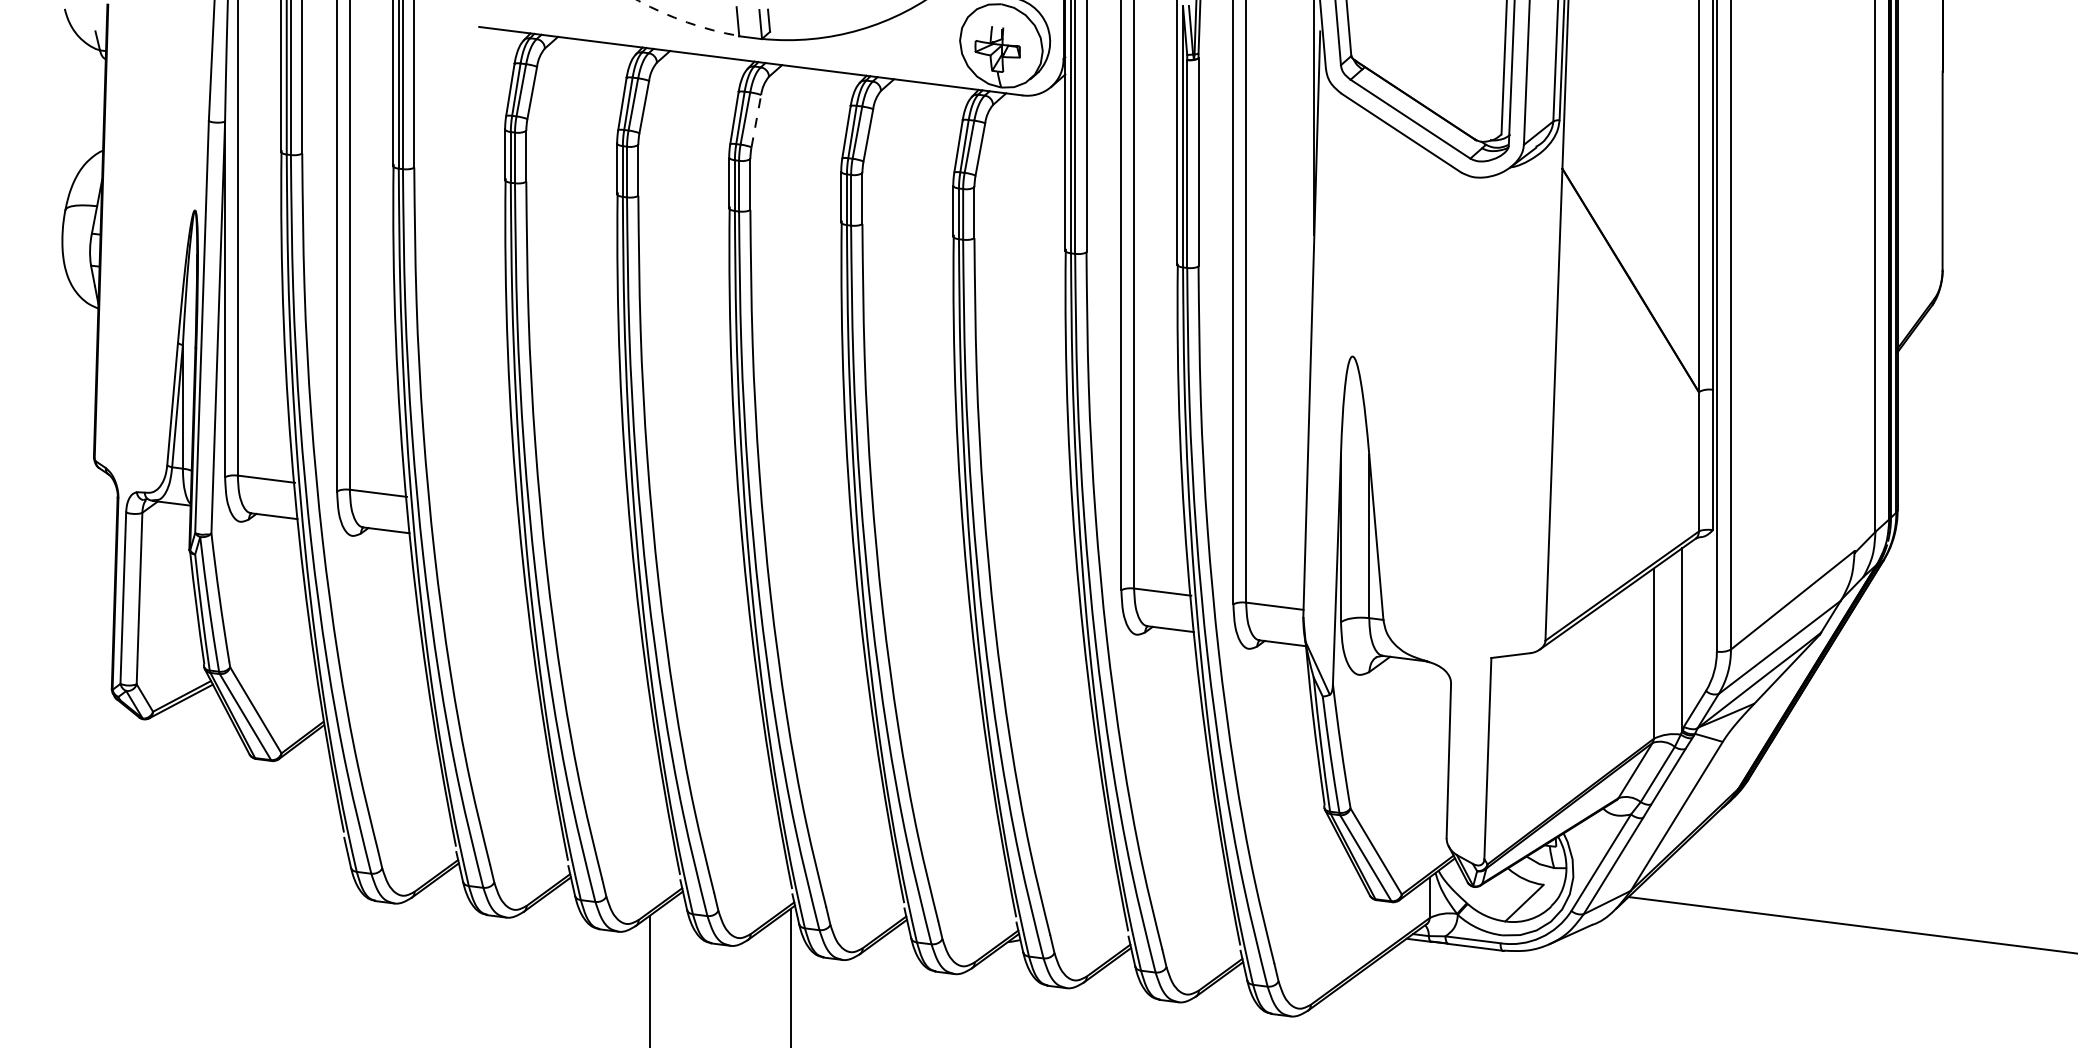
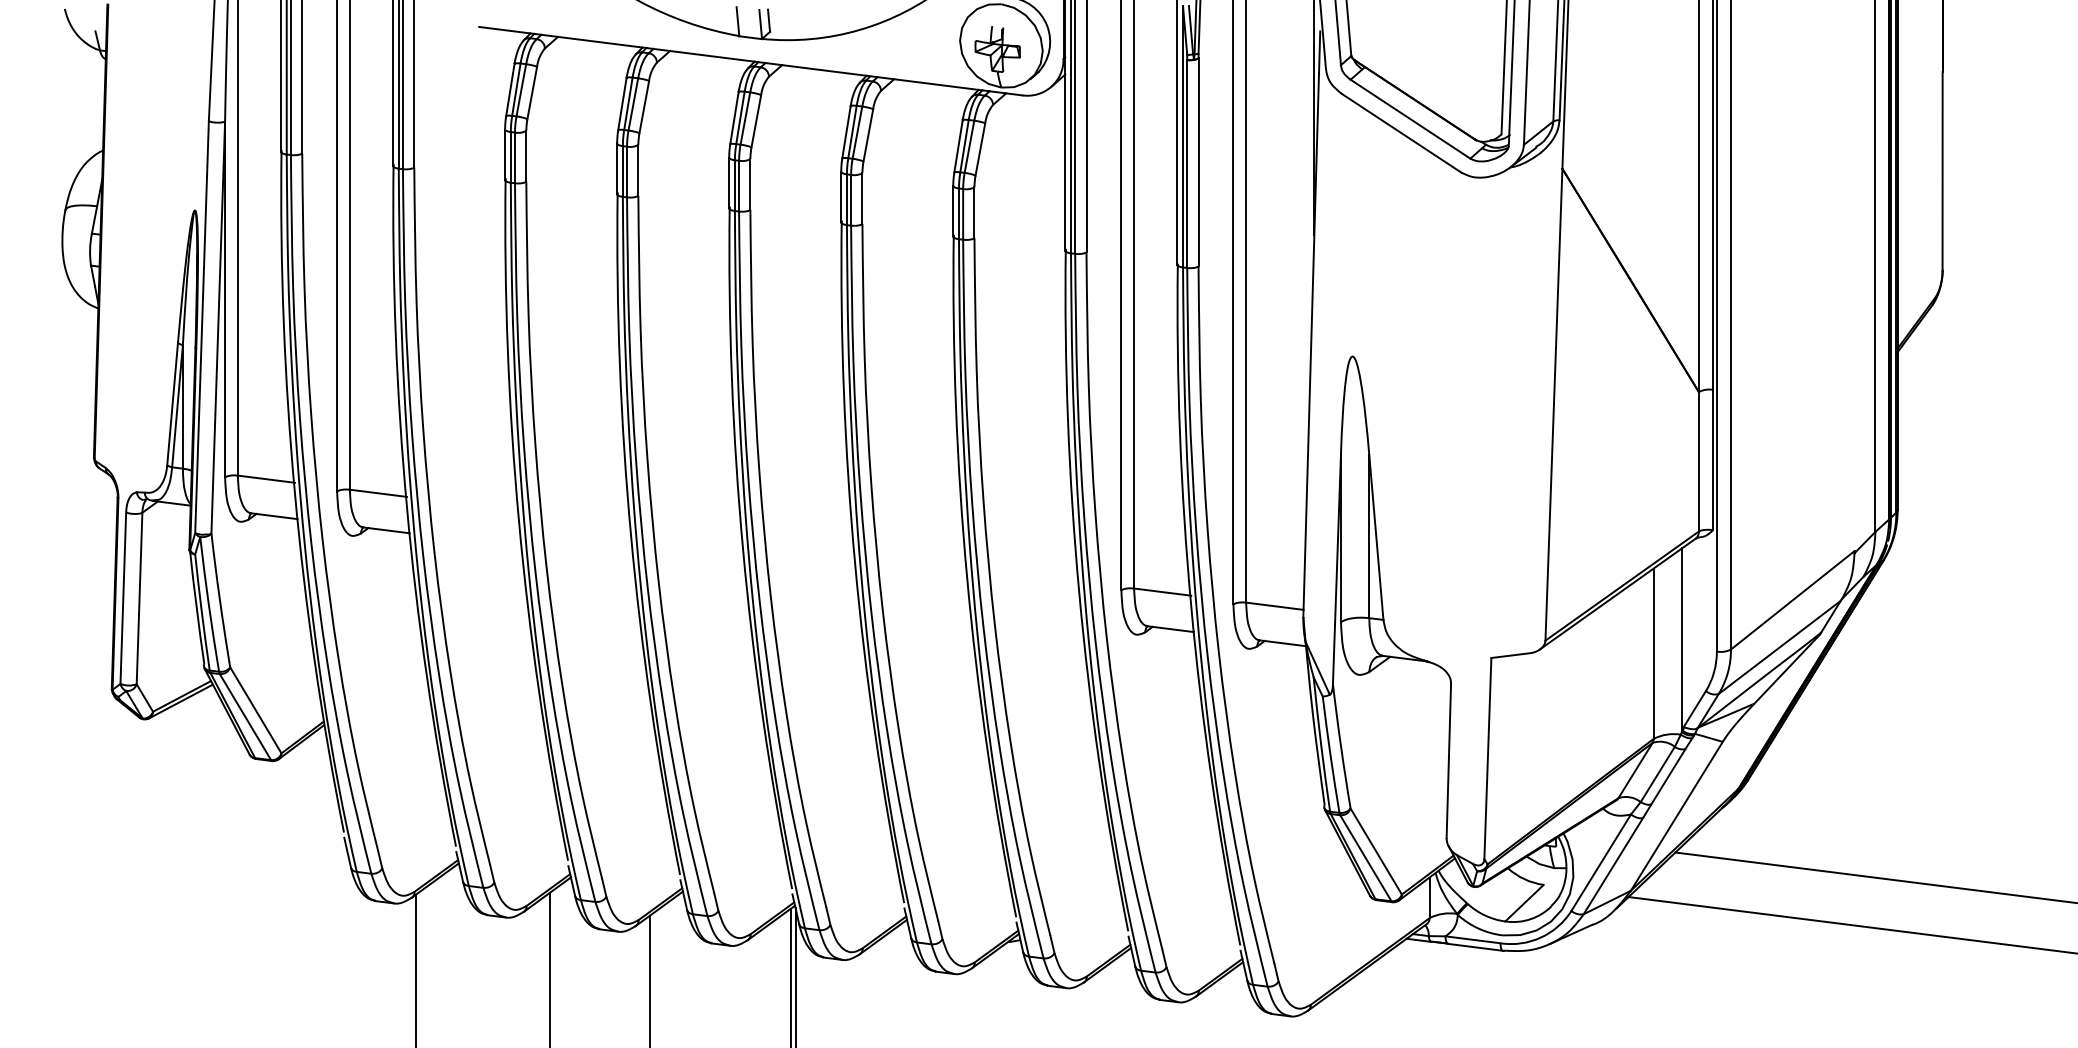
arc: dashed -> solid (687, 22)
line: dashed -> solid (756, 121)
line: none -> present (1874, 877)
line: none -> present (550, 968)
line: none -> present (415, 969)
line: none -> present (795, 976)
